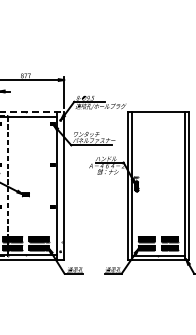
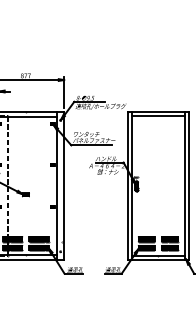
line: dashed -> solid (32, 111)
line: none -> present (157, 116)
